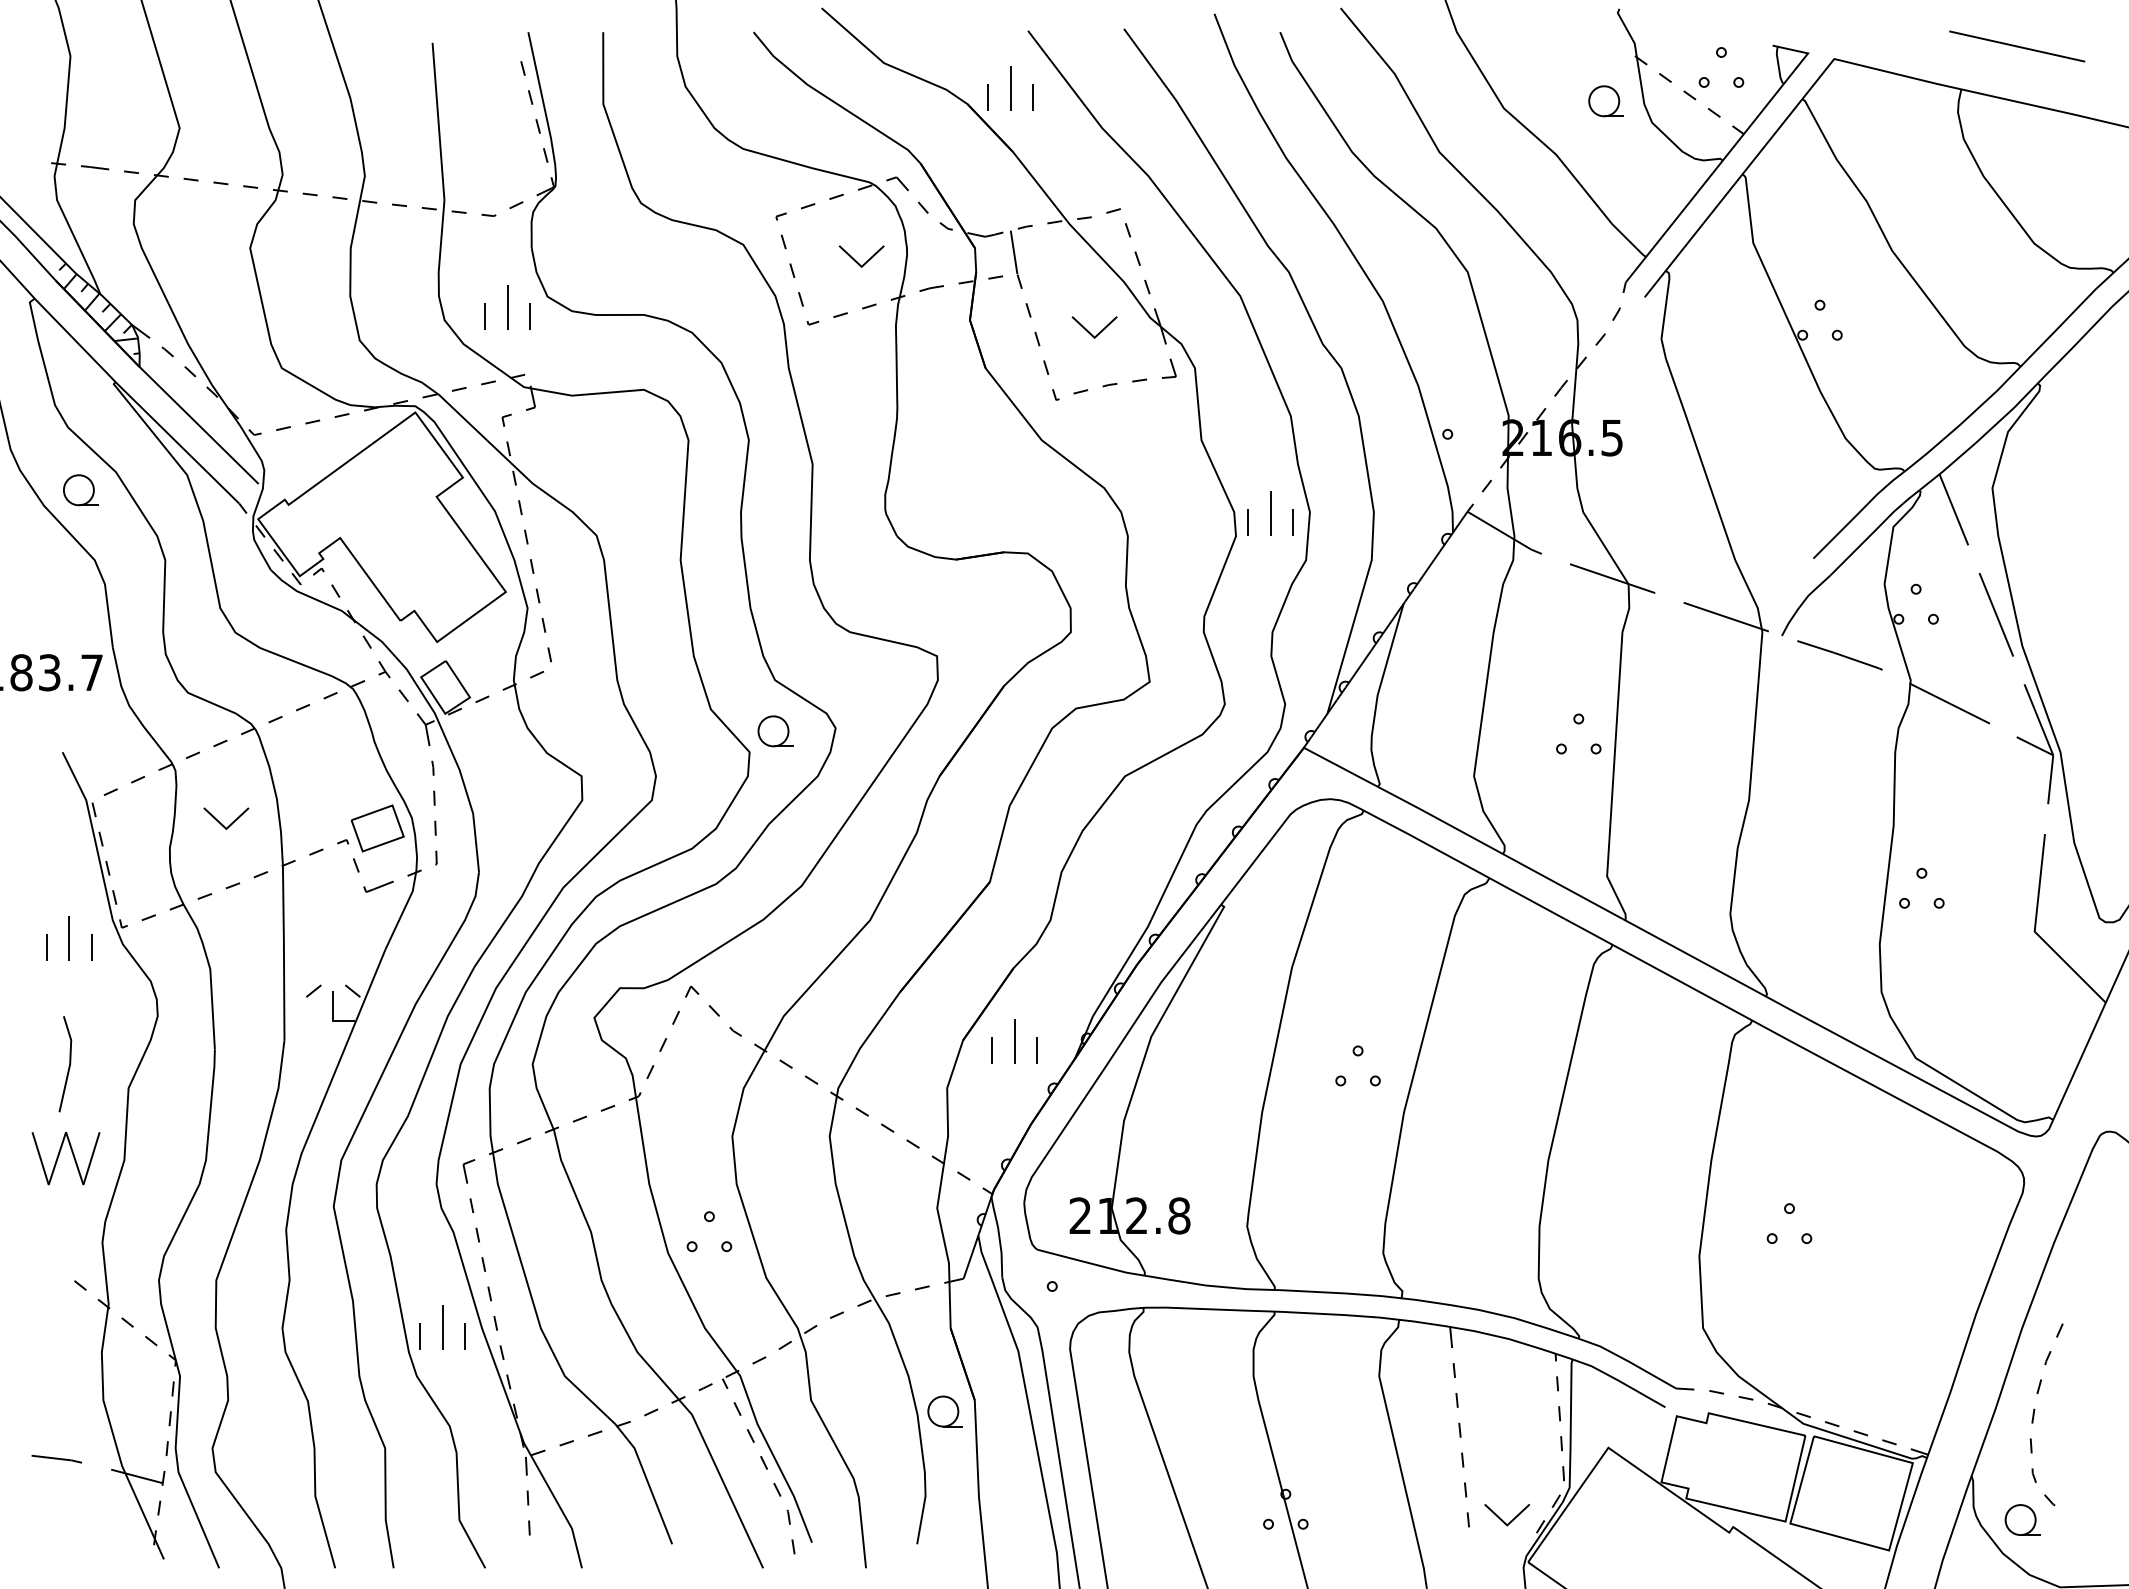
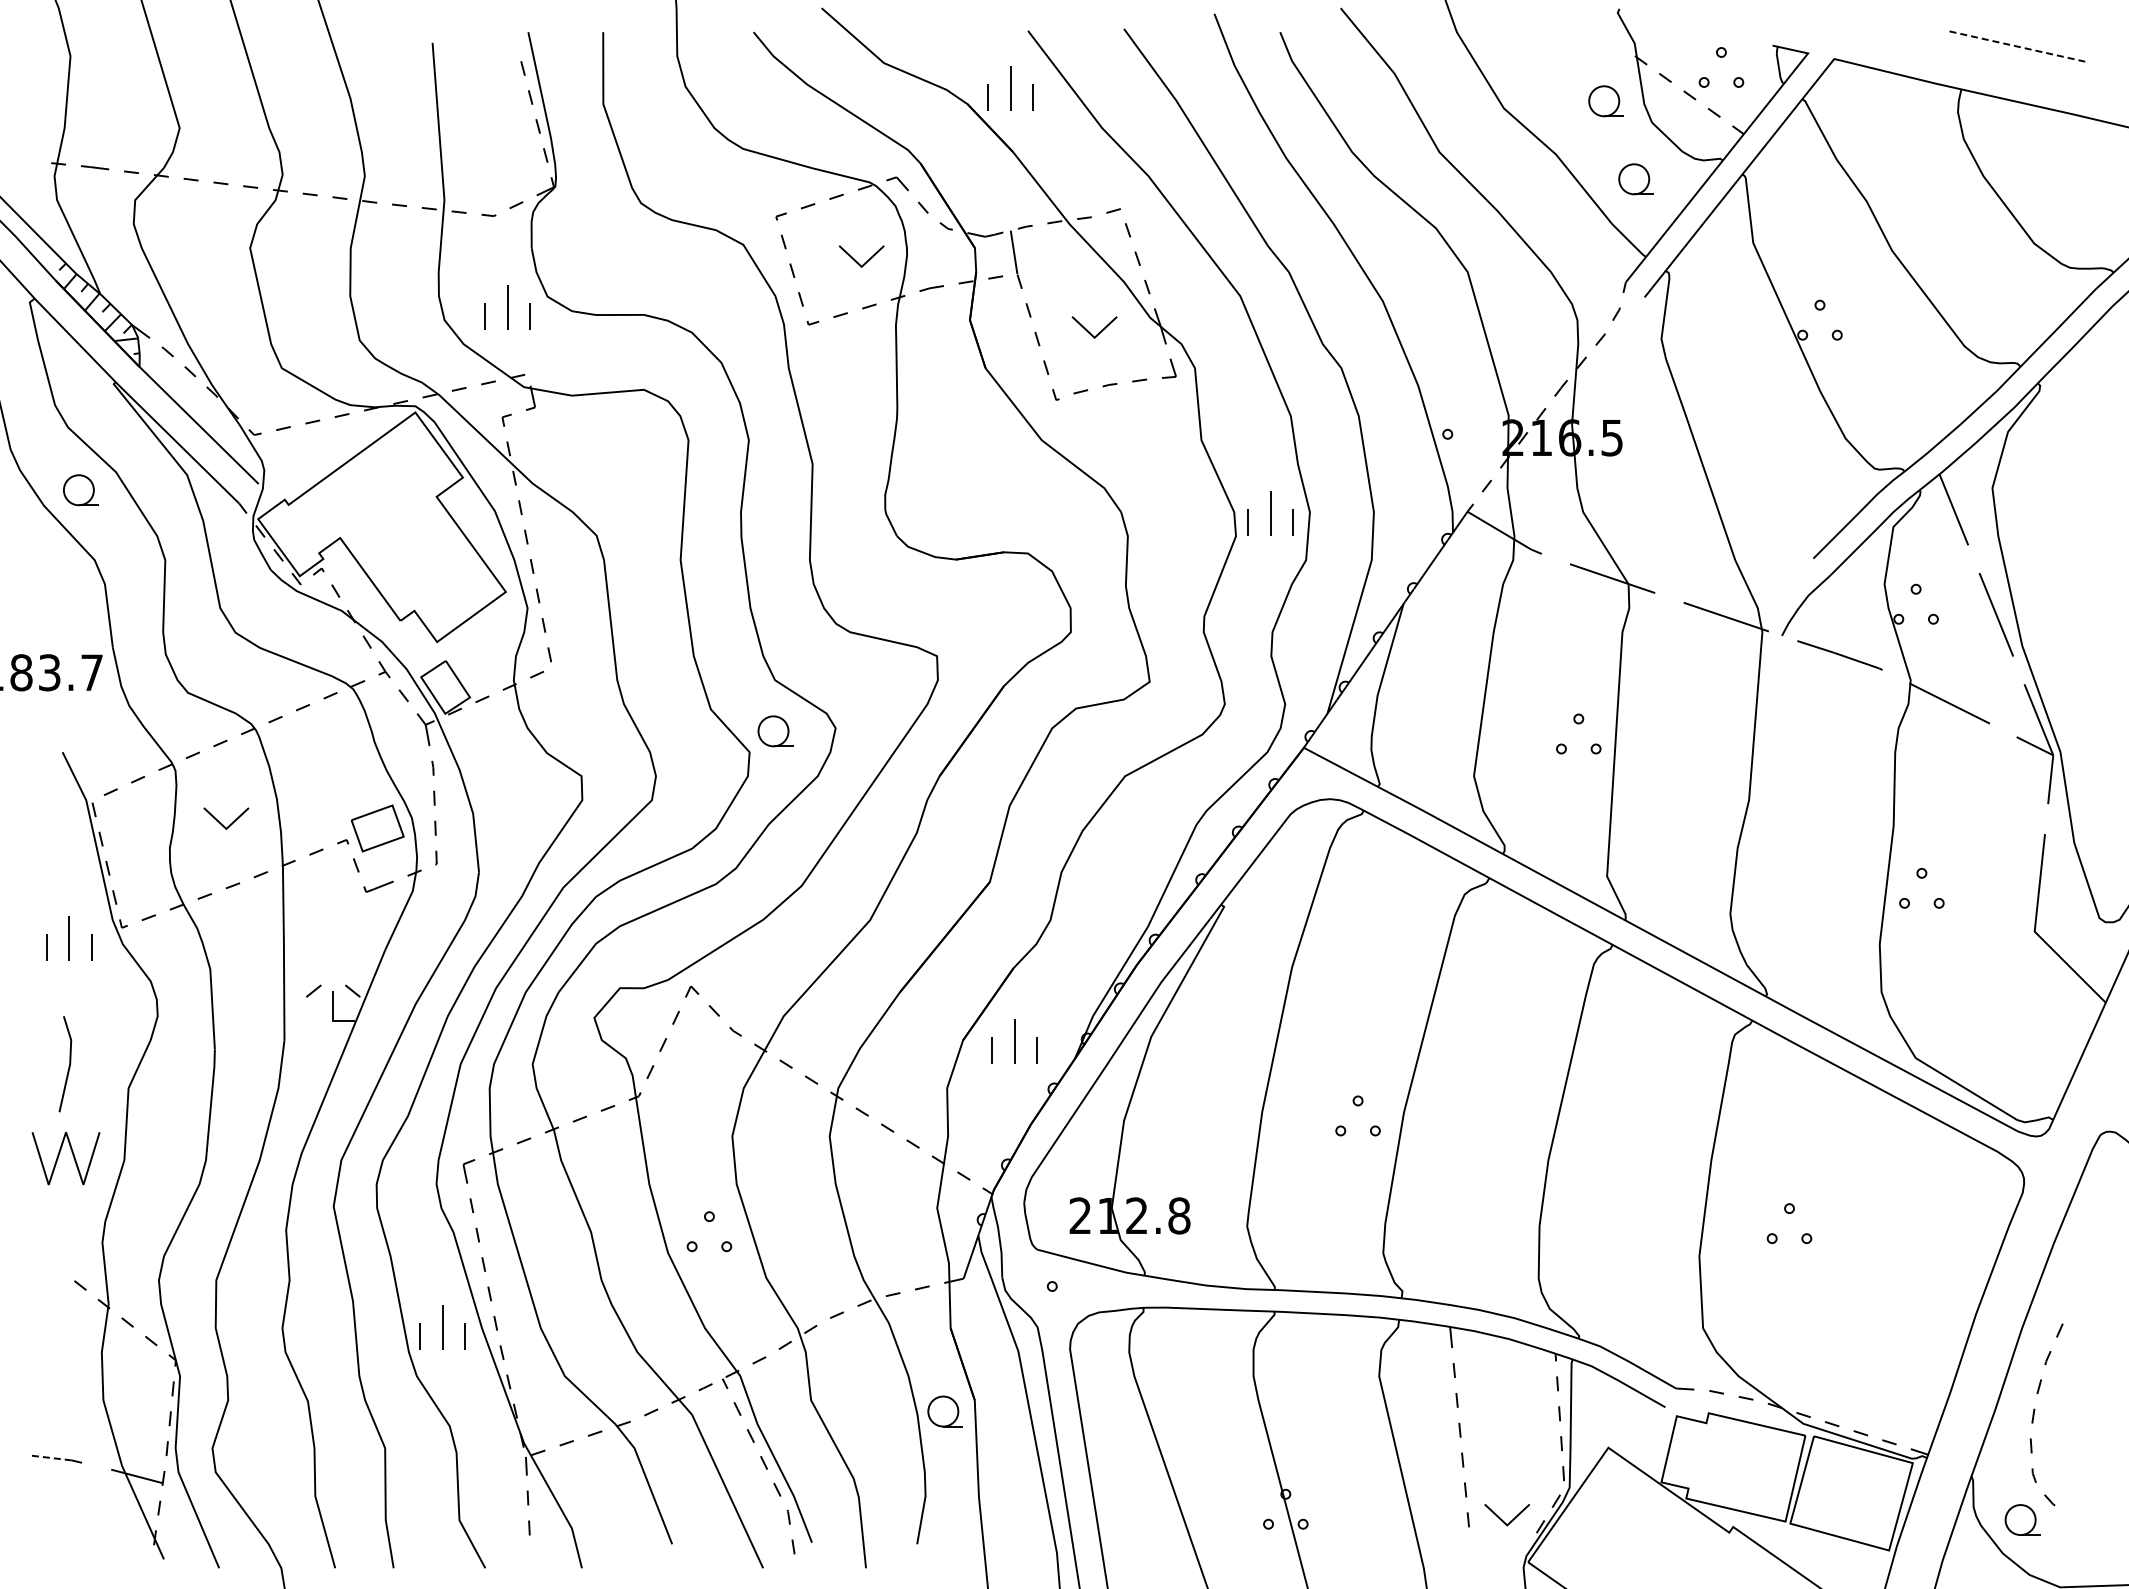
line: solid -> dashed (2017, 46)
part: none -> present (1635, 179)
part position: (1357, 1056) -> (1357, 1106) (1357, 1106)
line: solid -> dashed (51, 1458)
